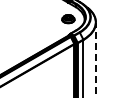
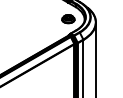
line: dashed -> solid (95, 60)
